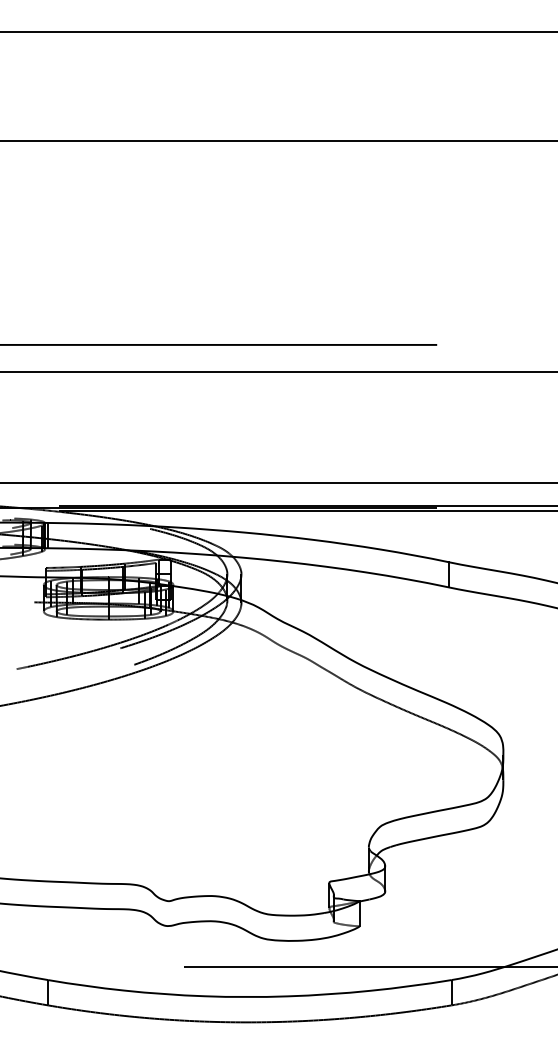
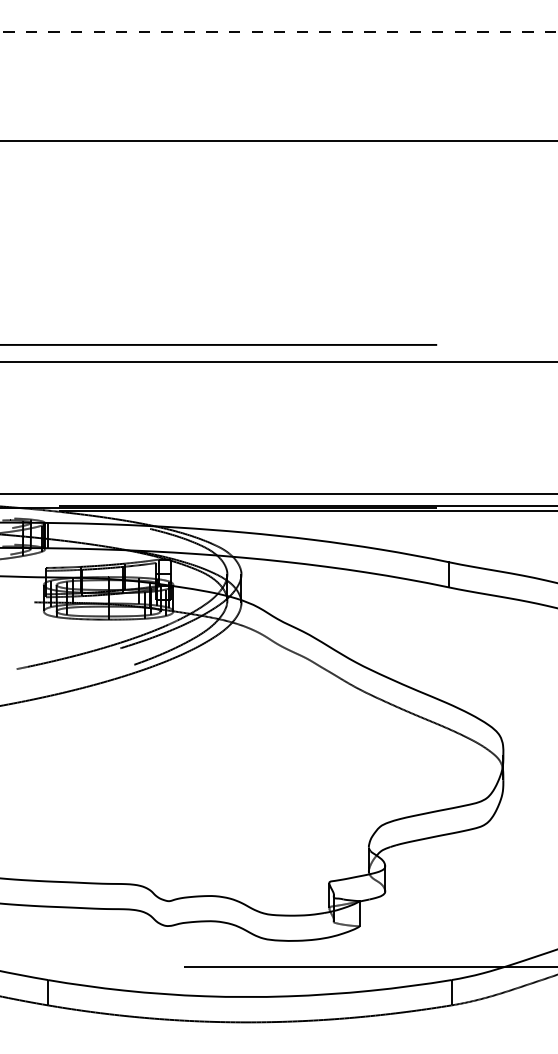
line: solid -> dashed (277, 31)
line position: (278, 371) -> (278, 361) (278, 361)
line position: (278, 482) -> (278, 493) (278, 493)
